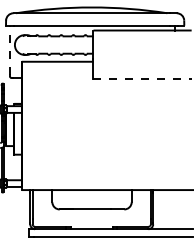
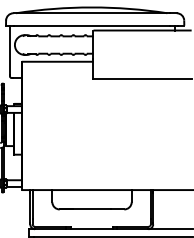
line: dashed -> solid (9, 50)
line: dashed -> solid (143, 79)
